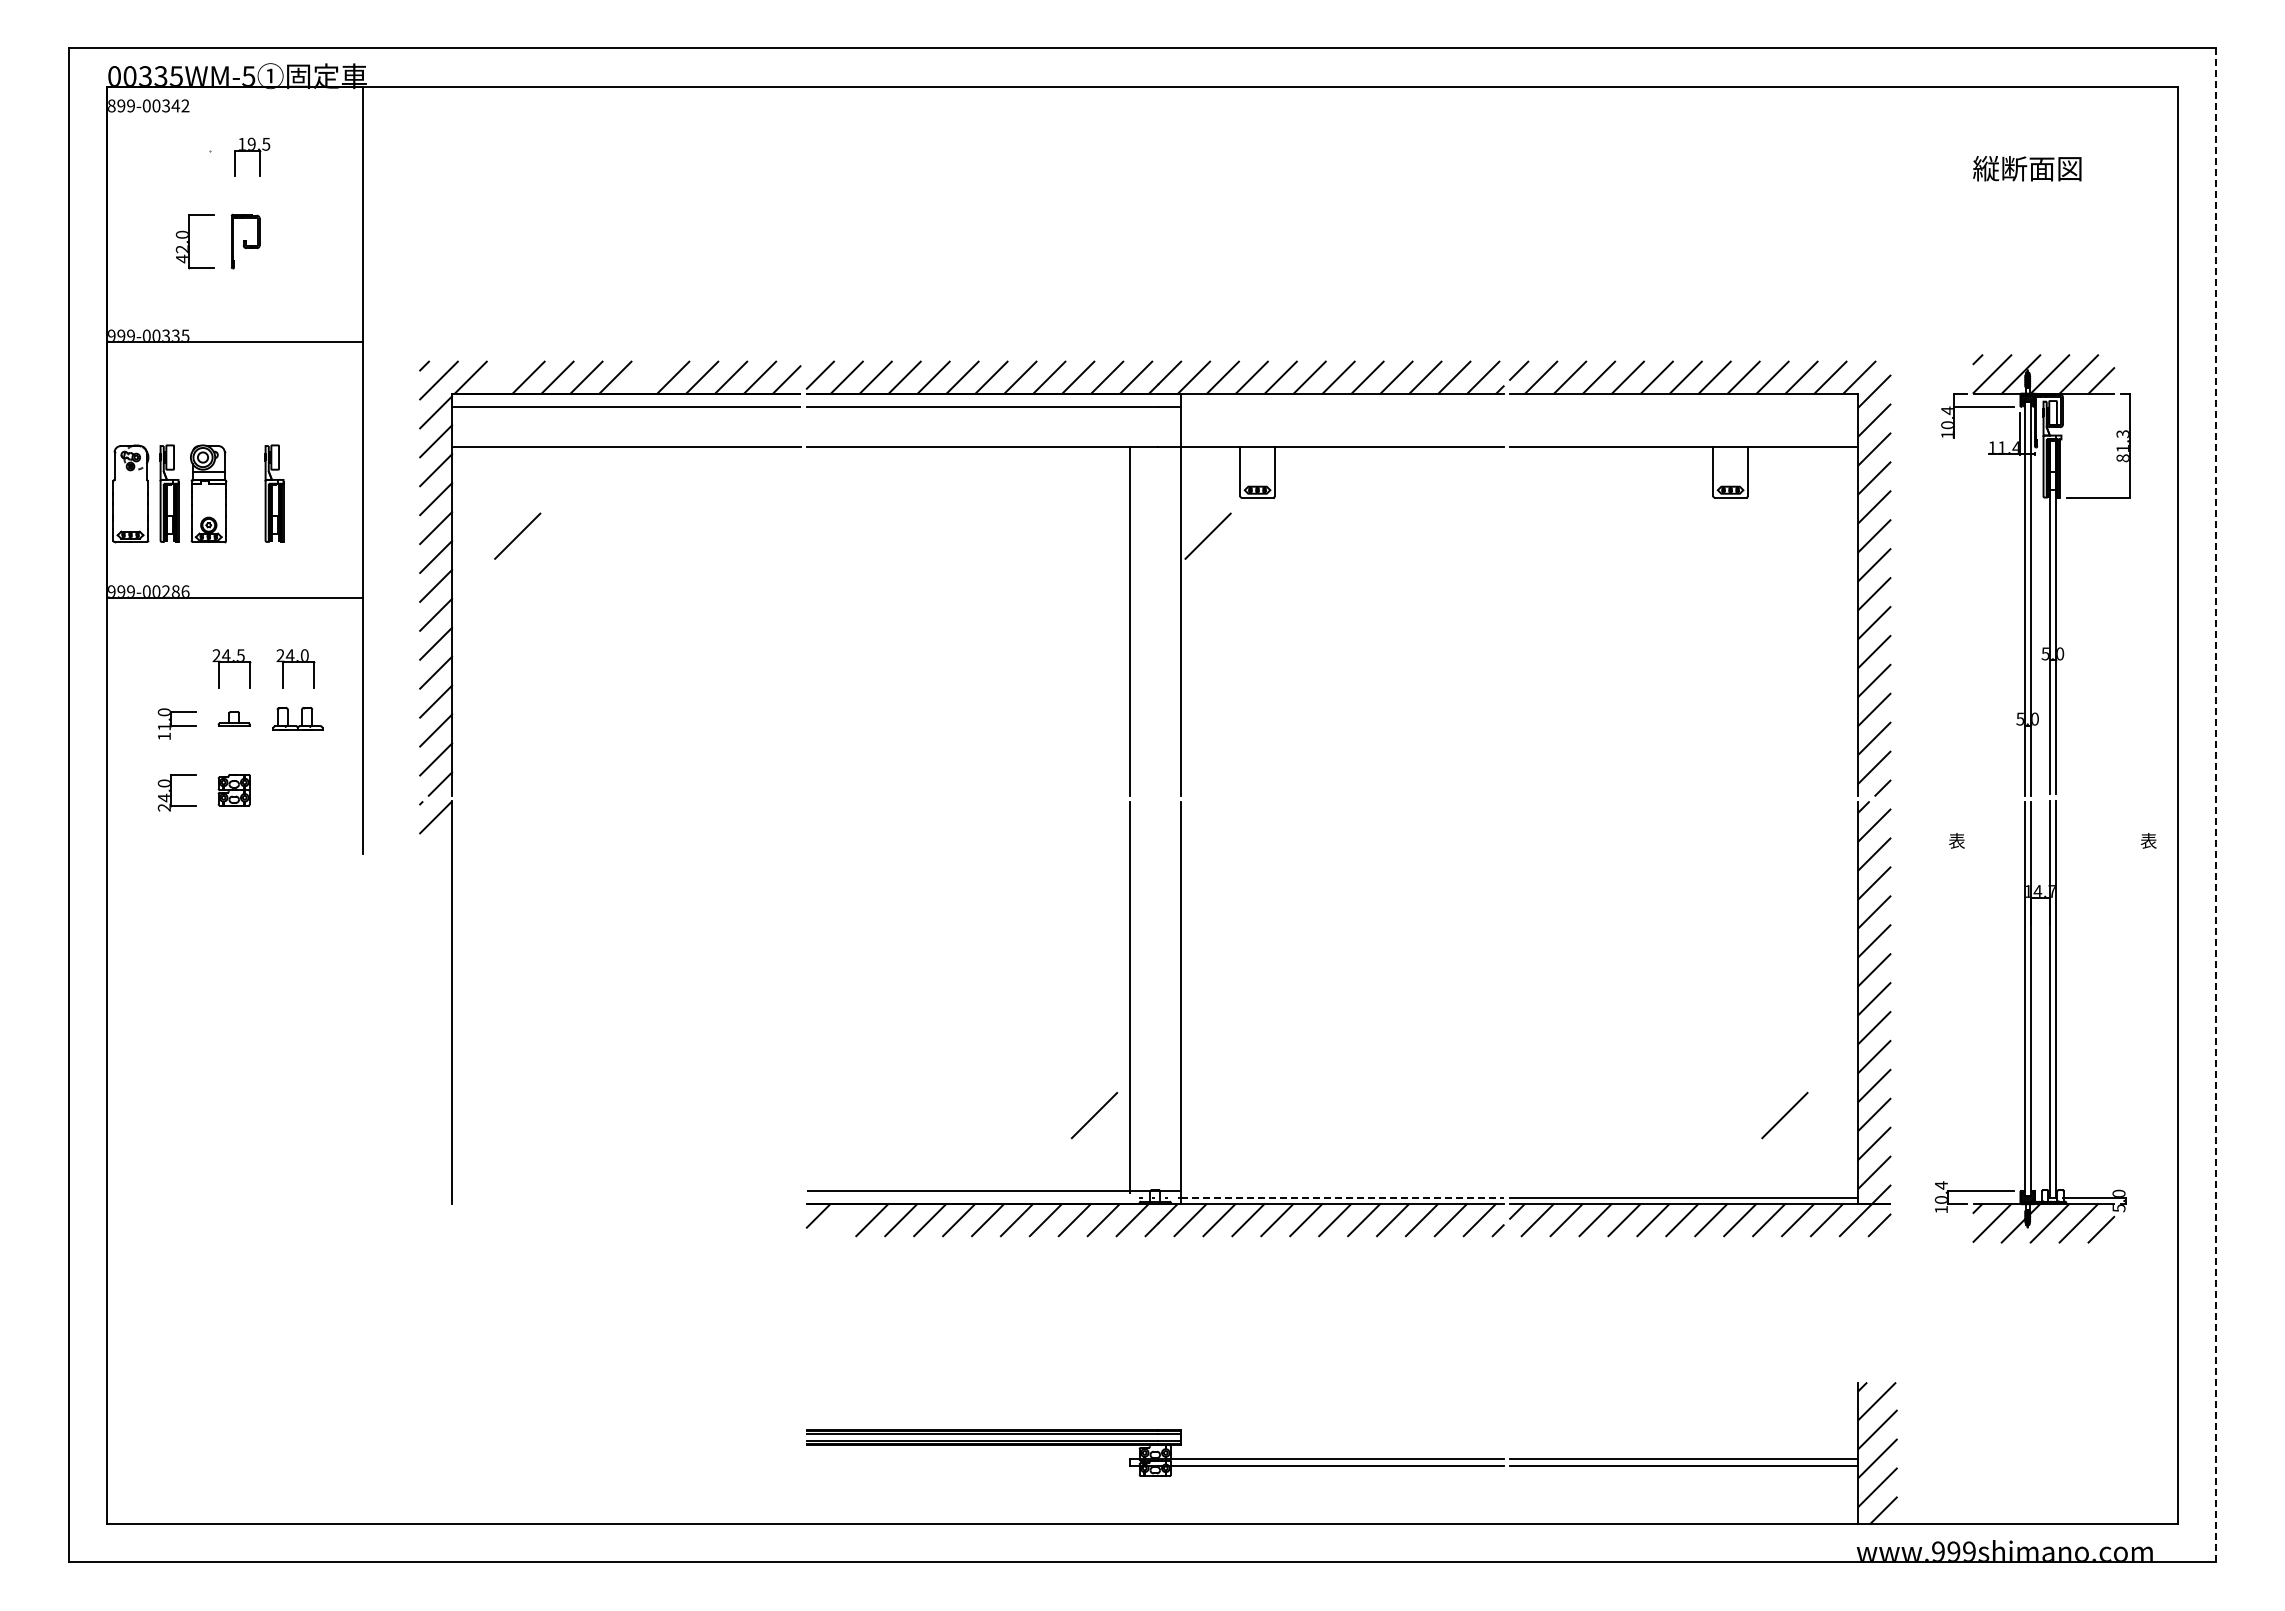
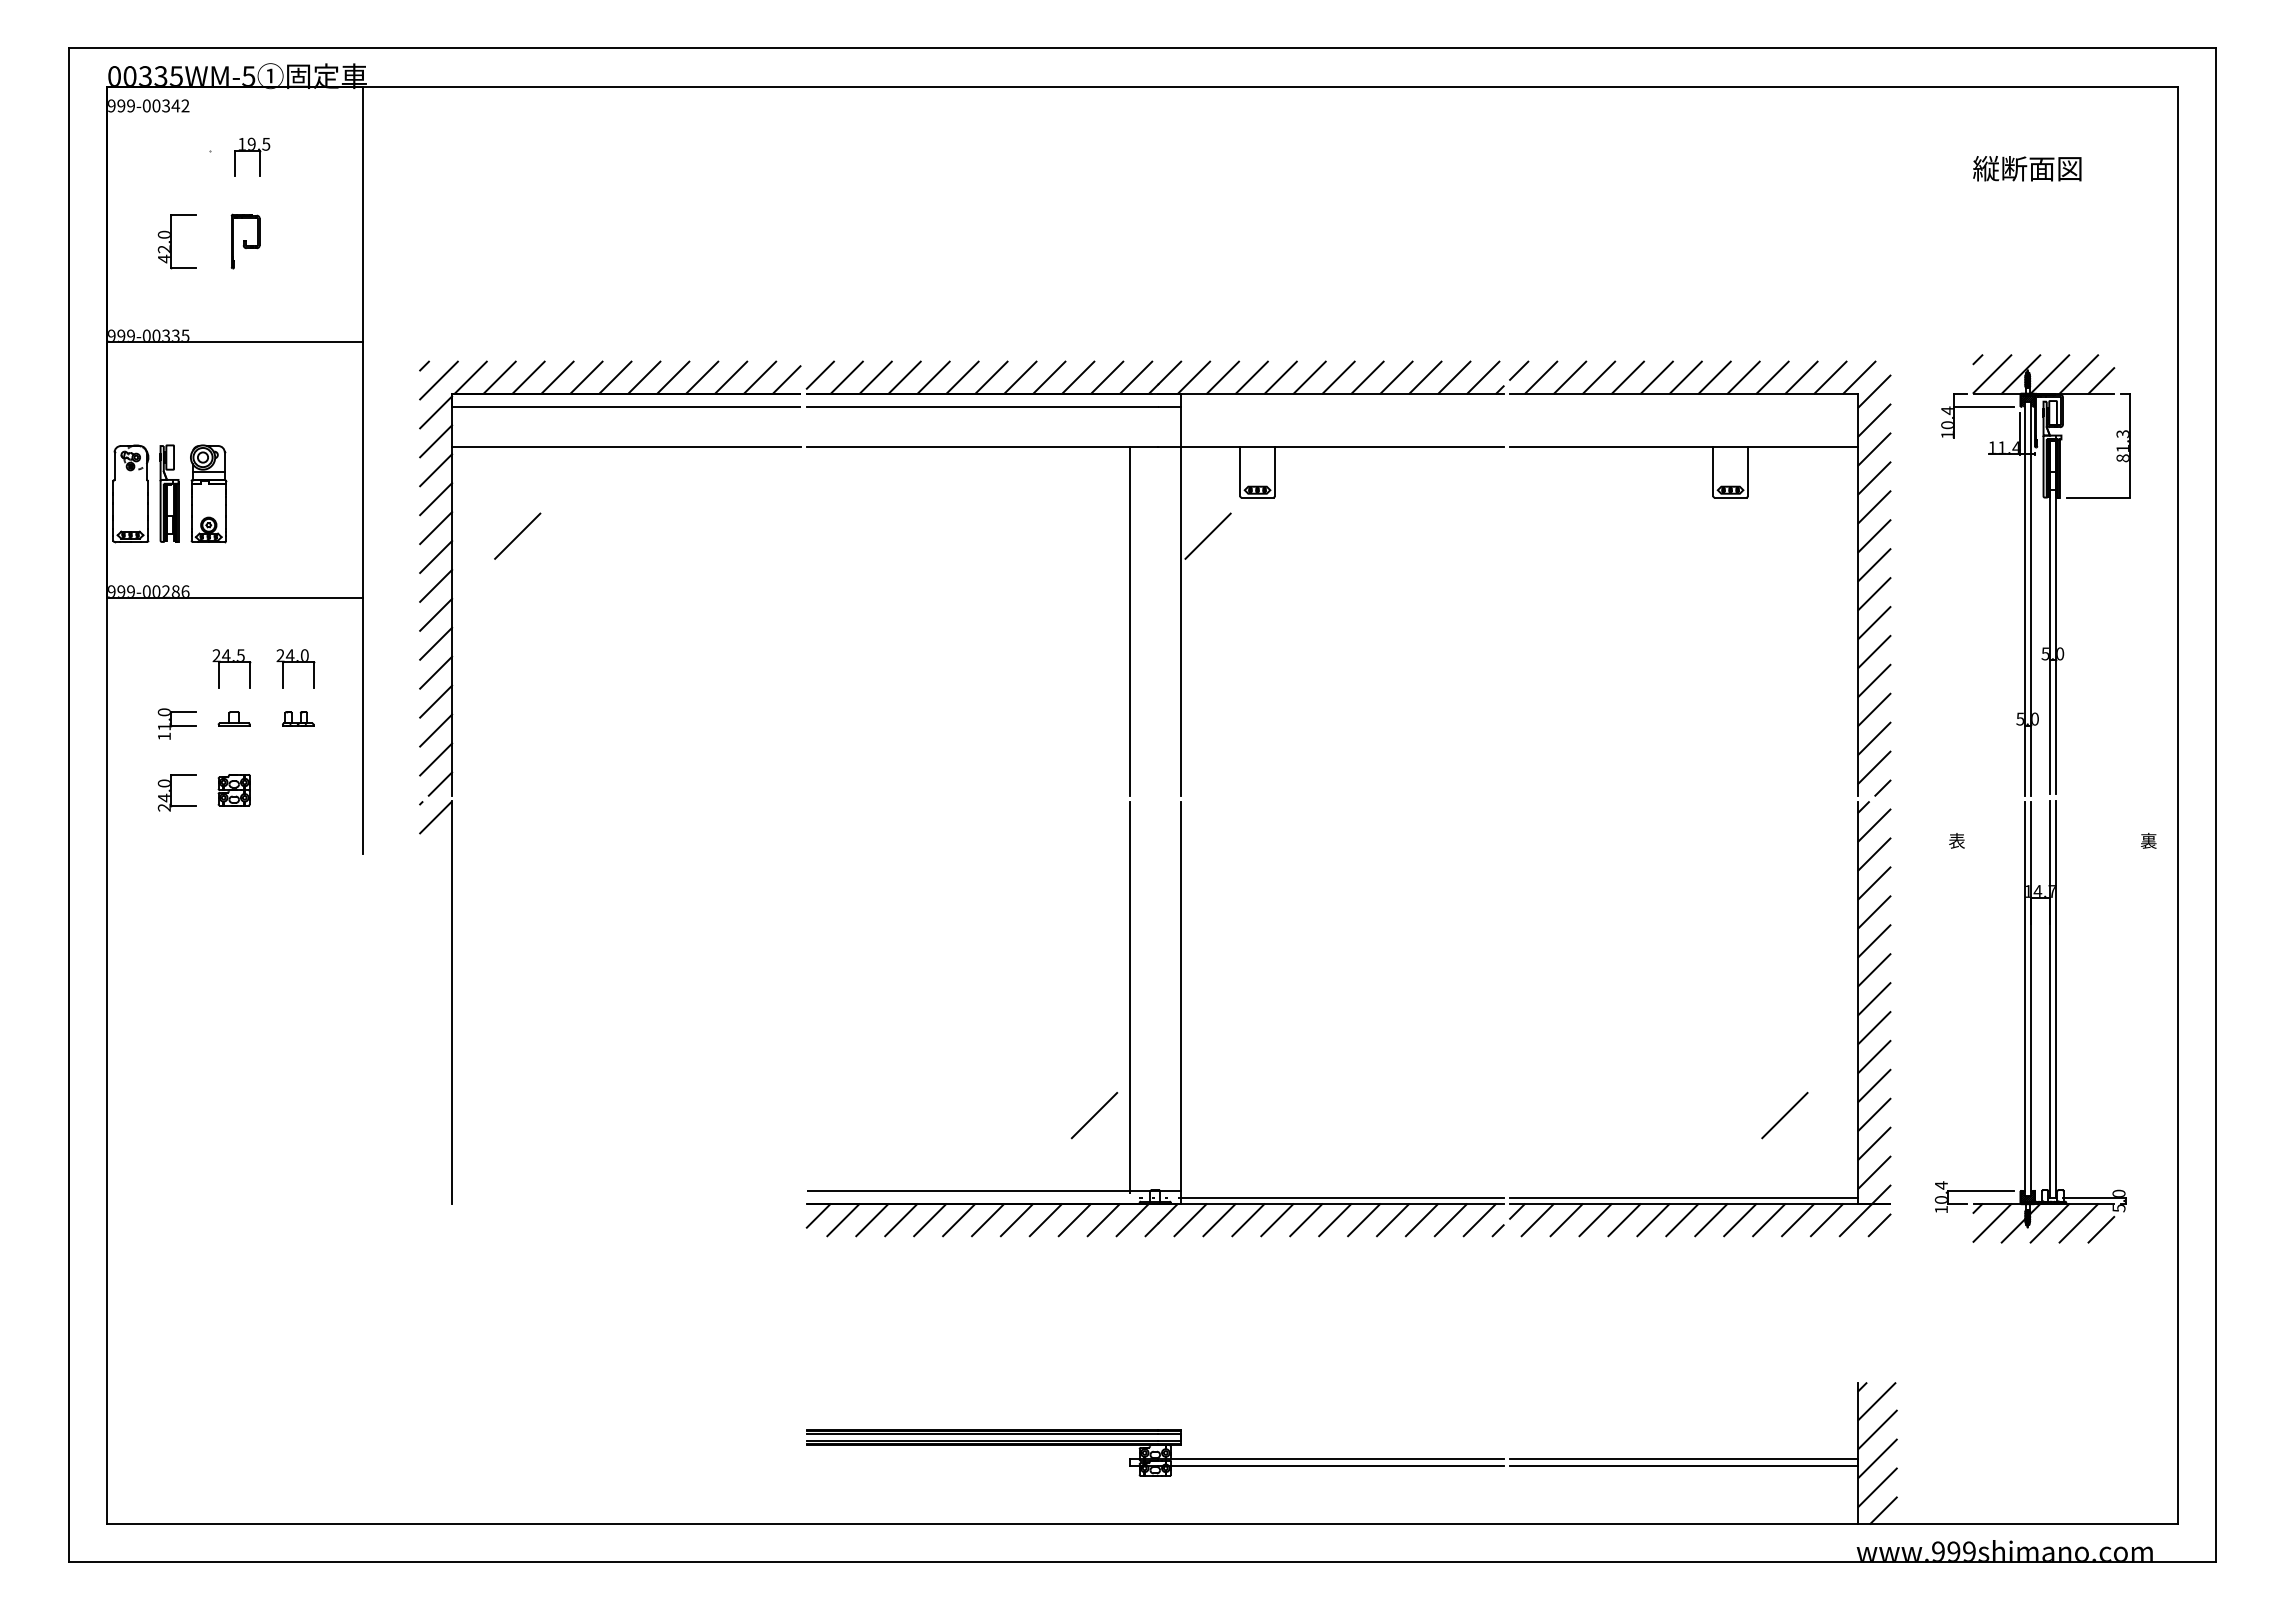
text: 899-00342 -> 999-00342 (111, 105)
part position: (194, 241) -> (176, 241) (176, 241)
line: none -> present (499, 377)
line: none -> present (644, 377)
part: present -> none (274, 493)
part size: 52x24 px -> 33x16 px (298, 718)
line: dashed -> solid (2216, 805)
text: 表 -> 裏 (2148, 841)
line: dashed -> solid (1342, 1197)
line: none -> present (843, 1220)
